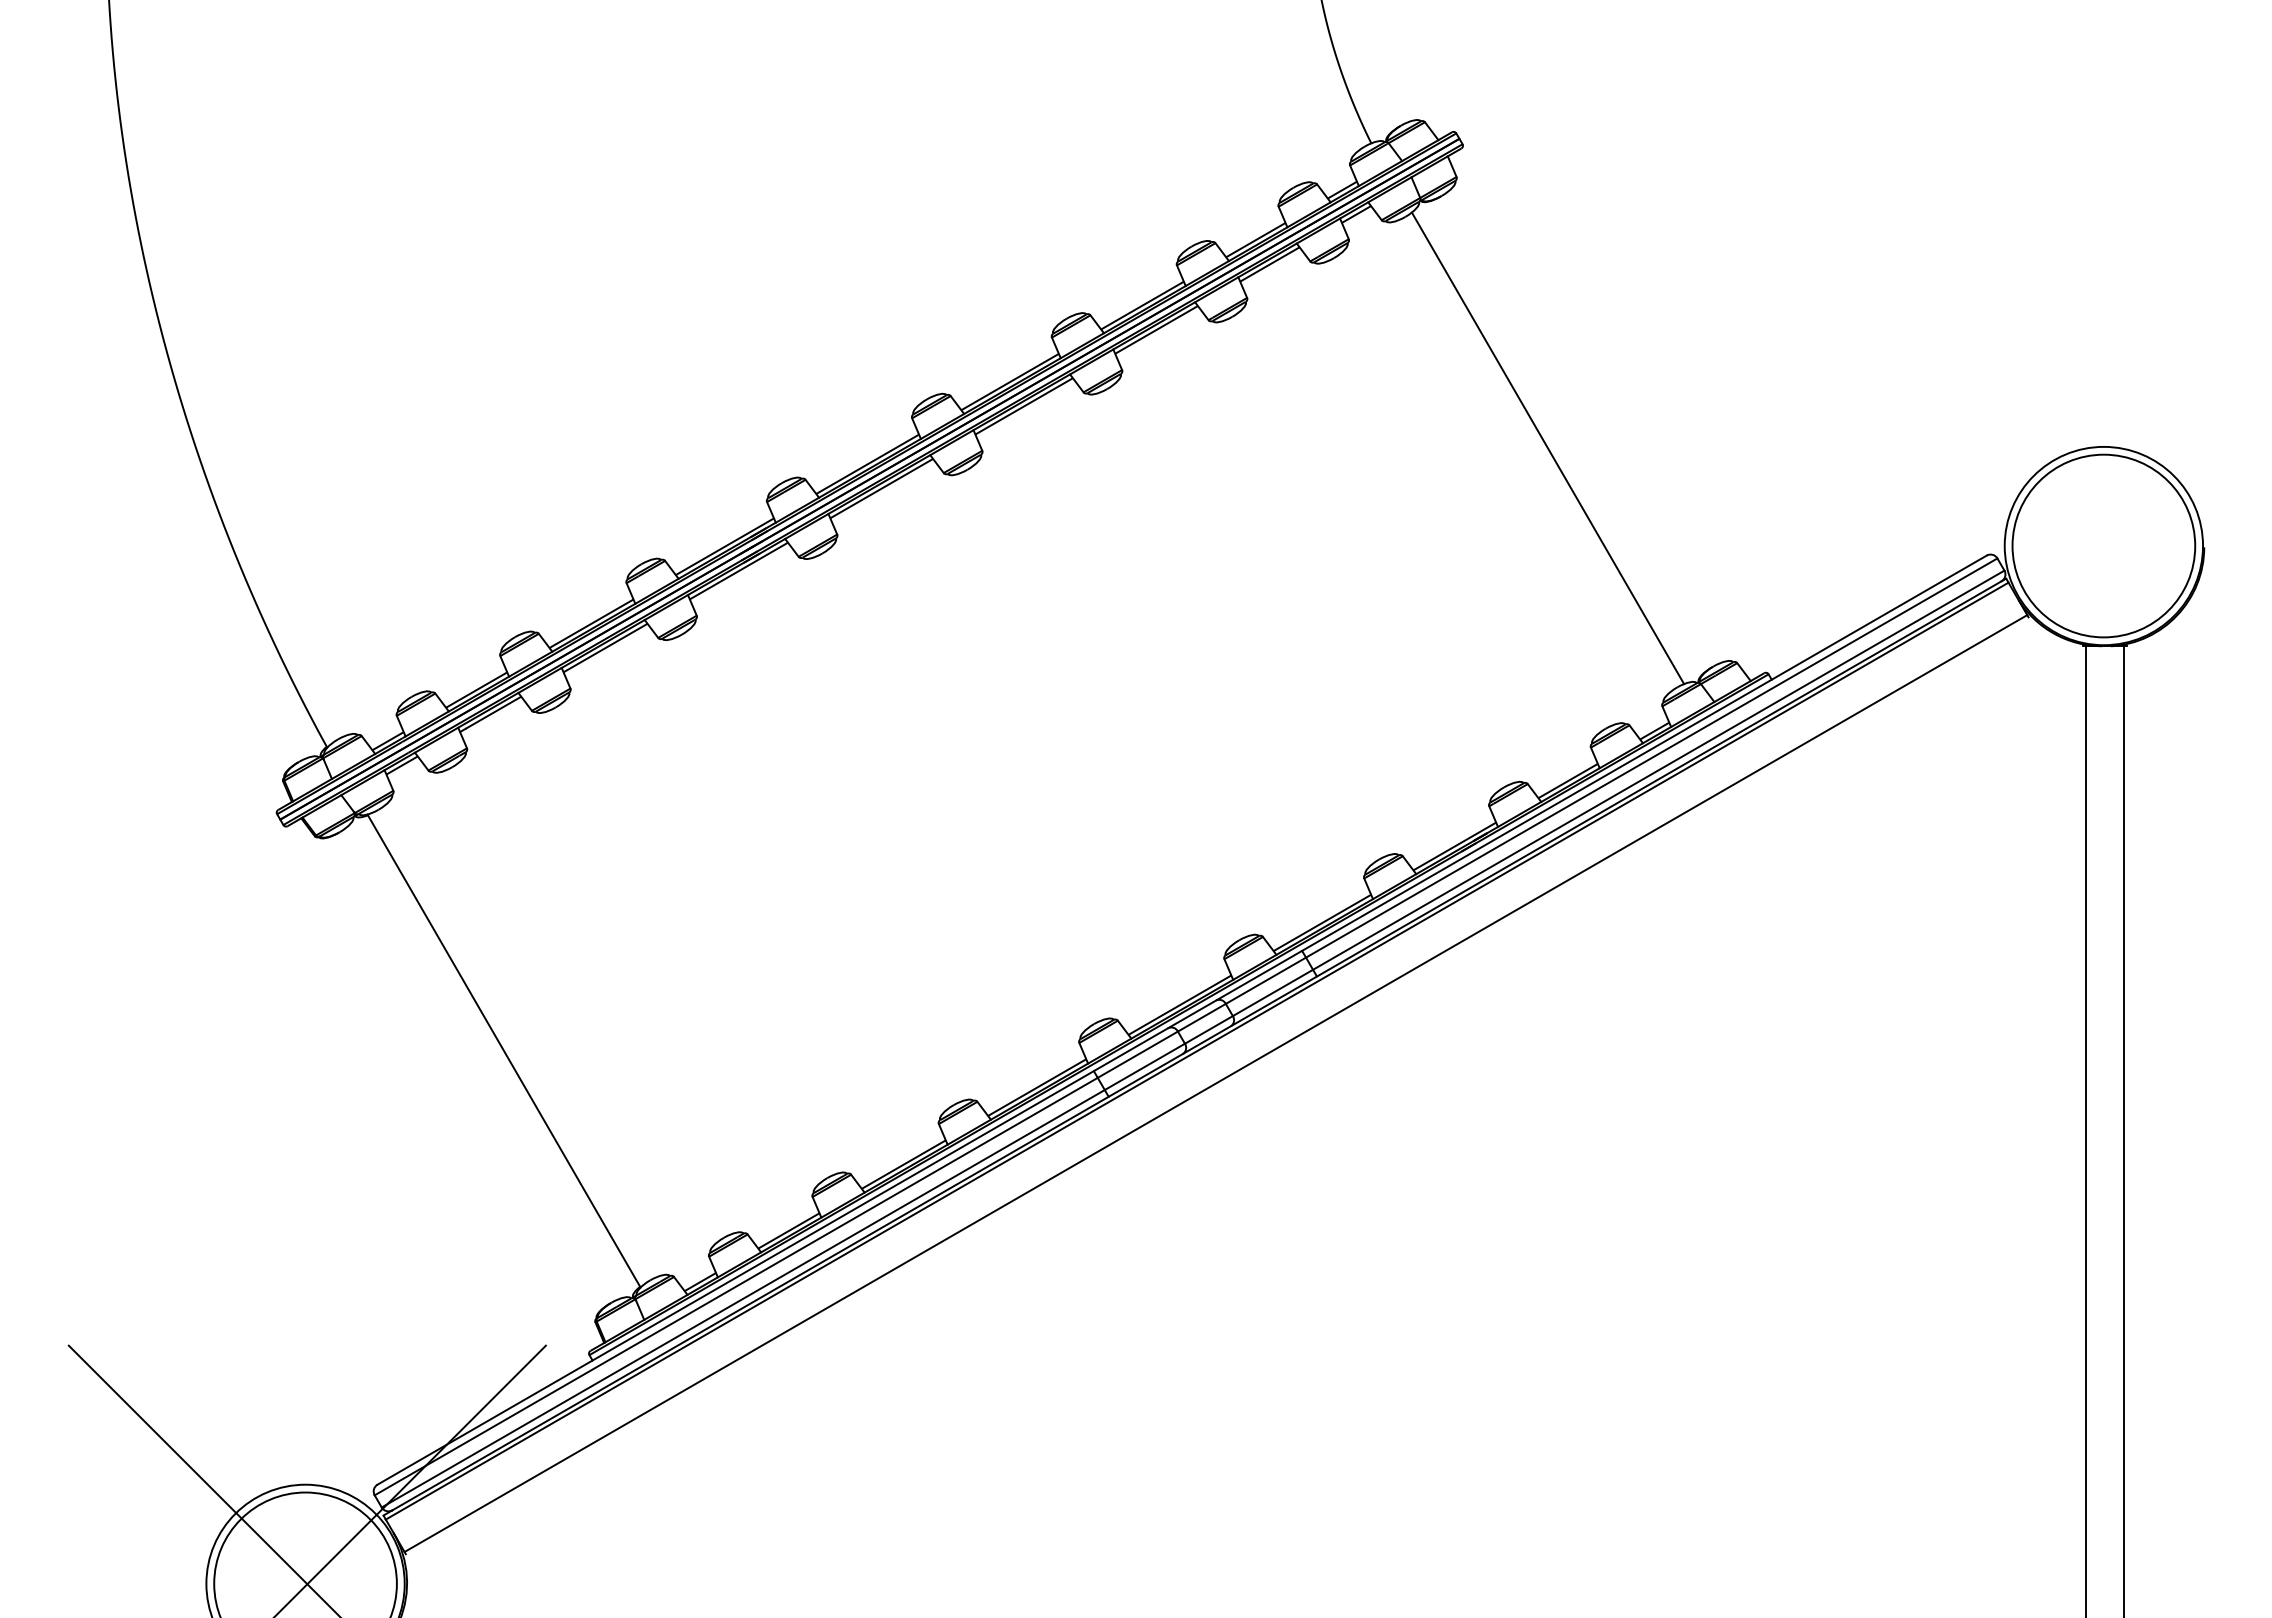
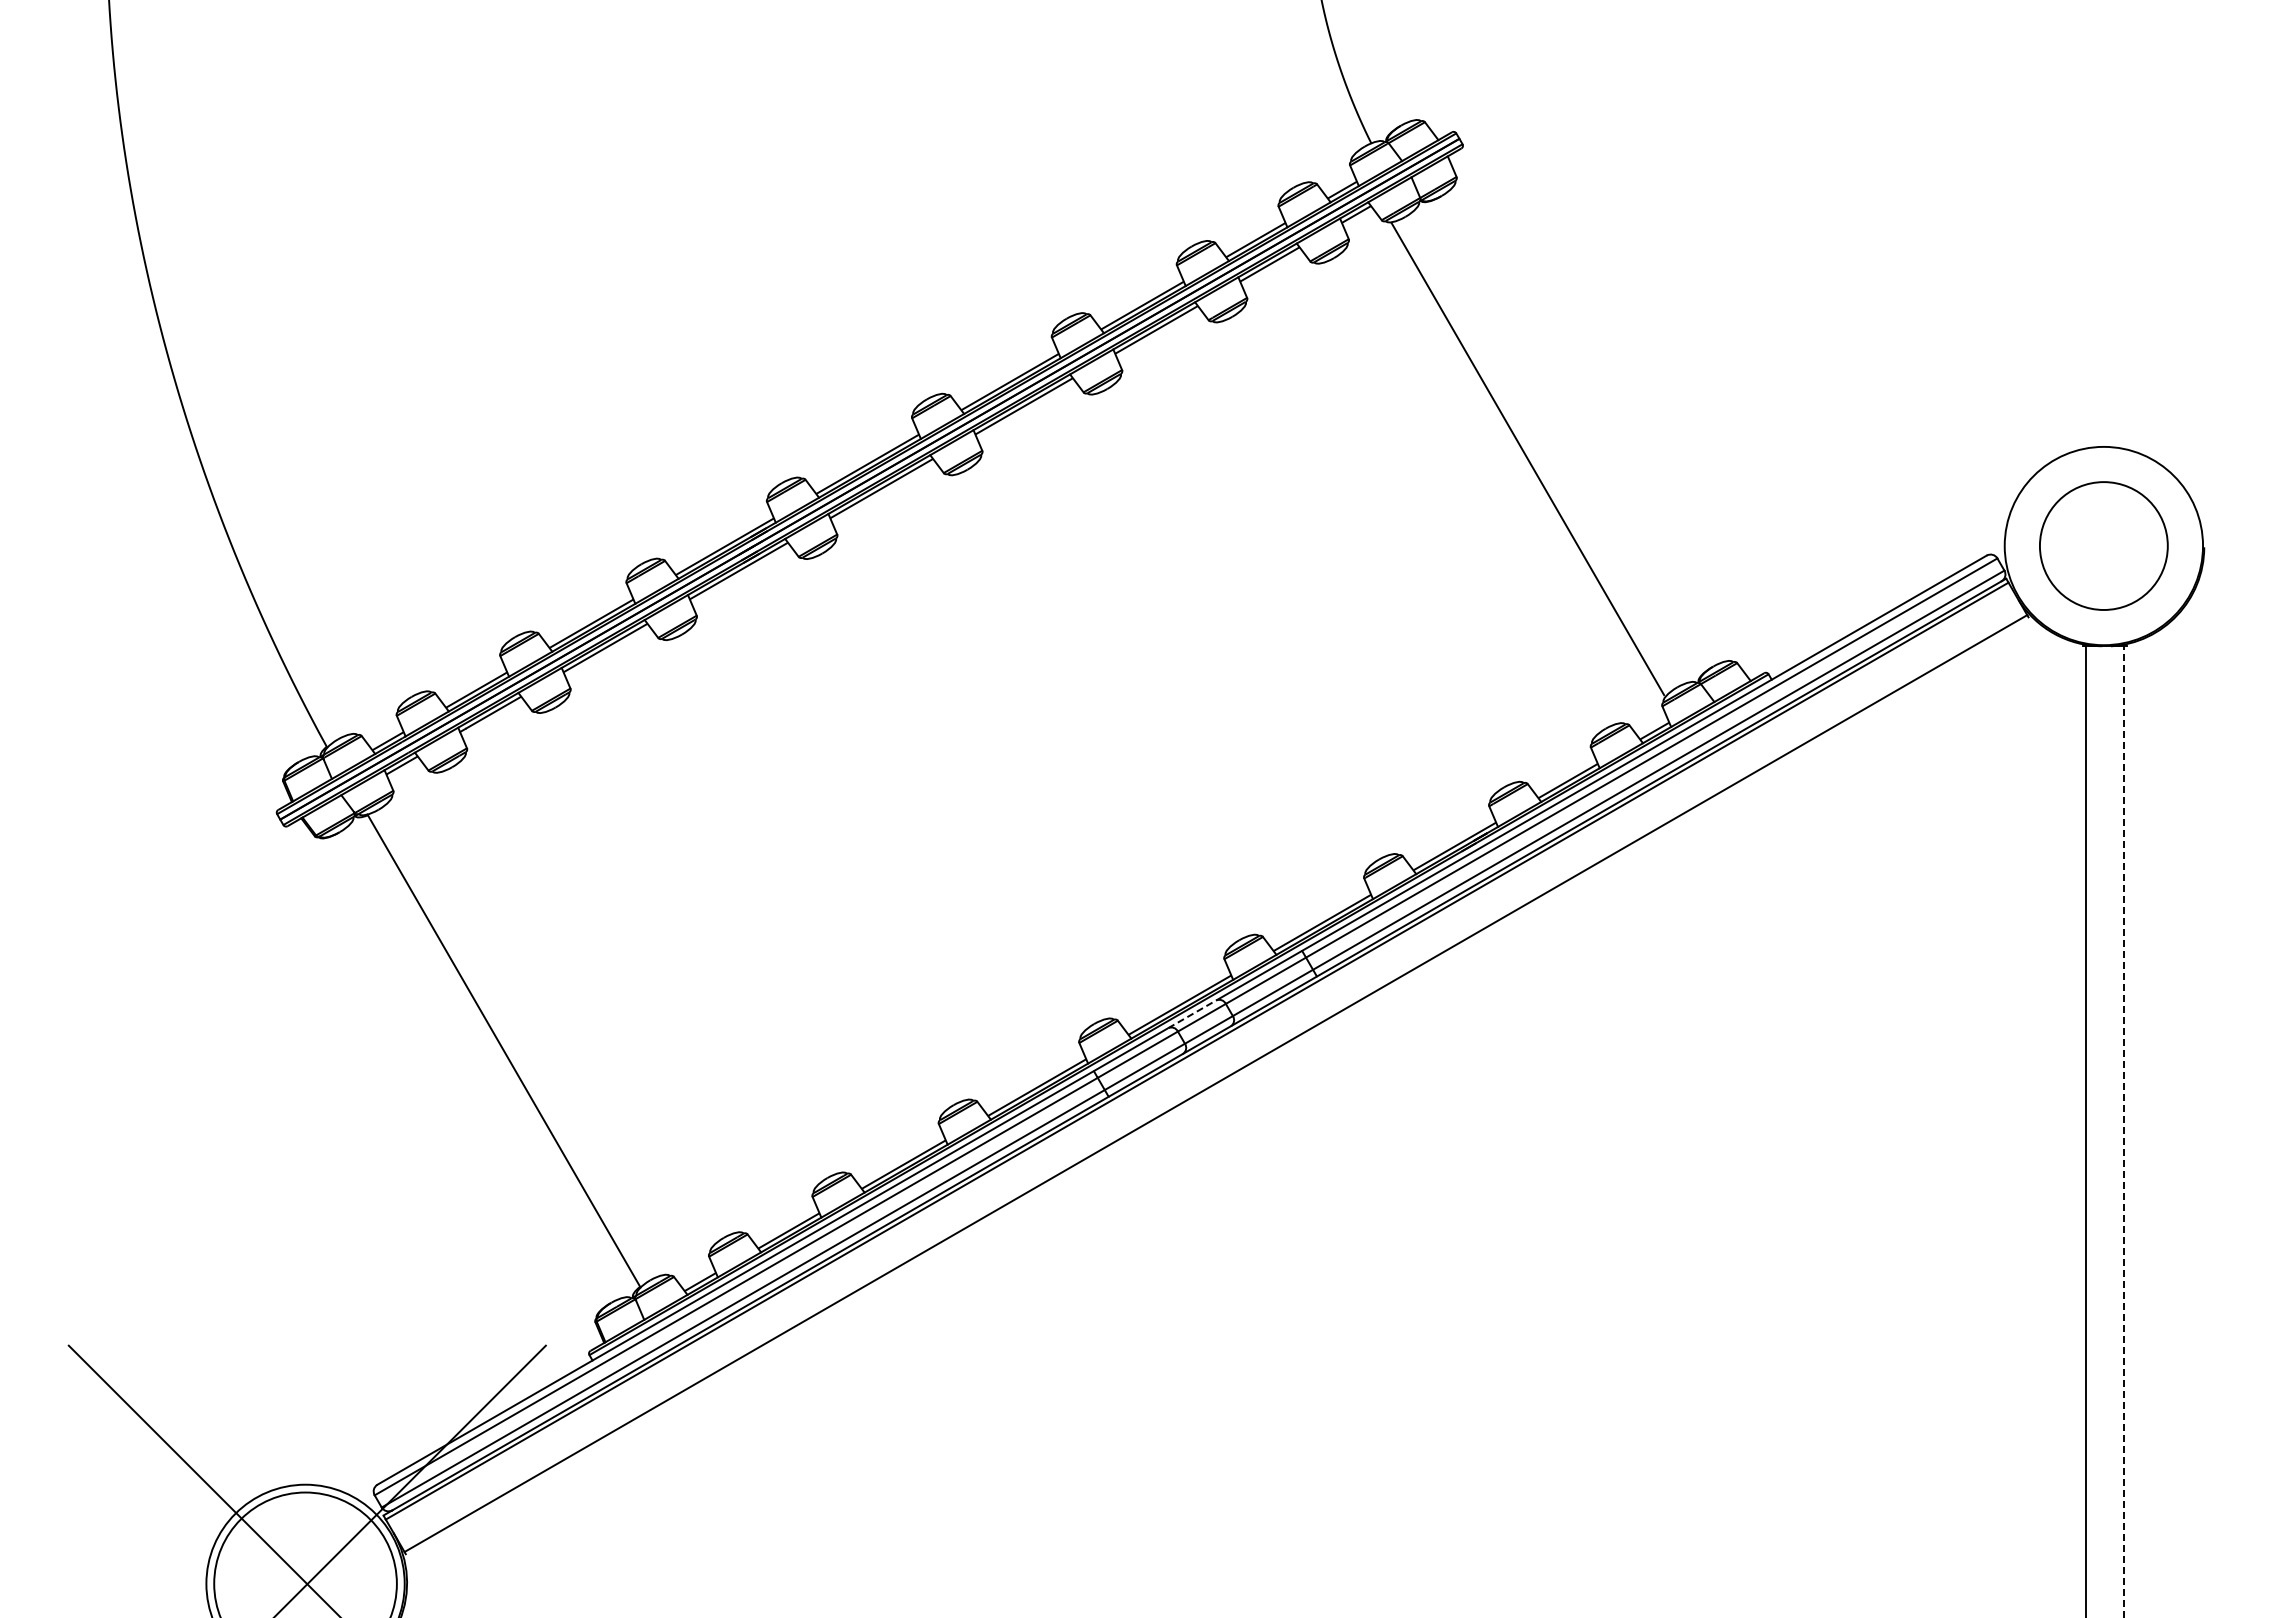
line position: (1547, 448) -> (1527, 459) (1527, 459)
circle diameter: 183 px -> 128 px (2103, 545)
line: solid -> dashed (1192, 1014)
line: solid -> dashed (2123, 1131)
